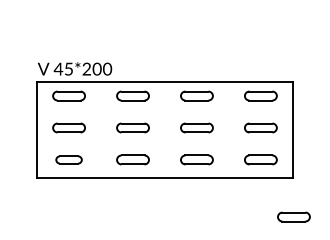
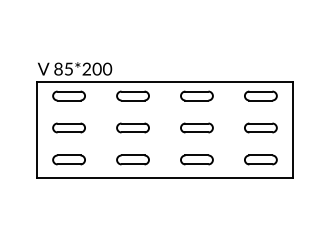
text: 45*200 -> 85*200 (58, 68)
part size: 28x10 px -> 34x12 px (68, 159)
part: present -> none (293, 216)
